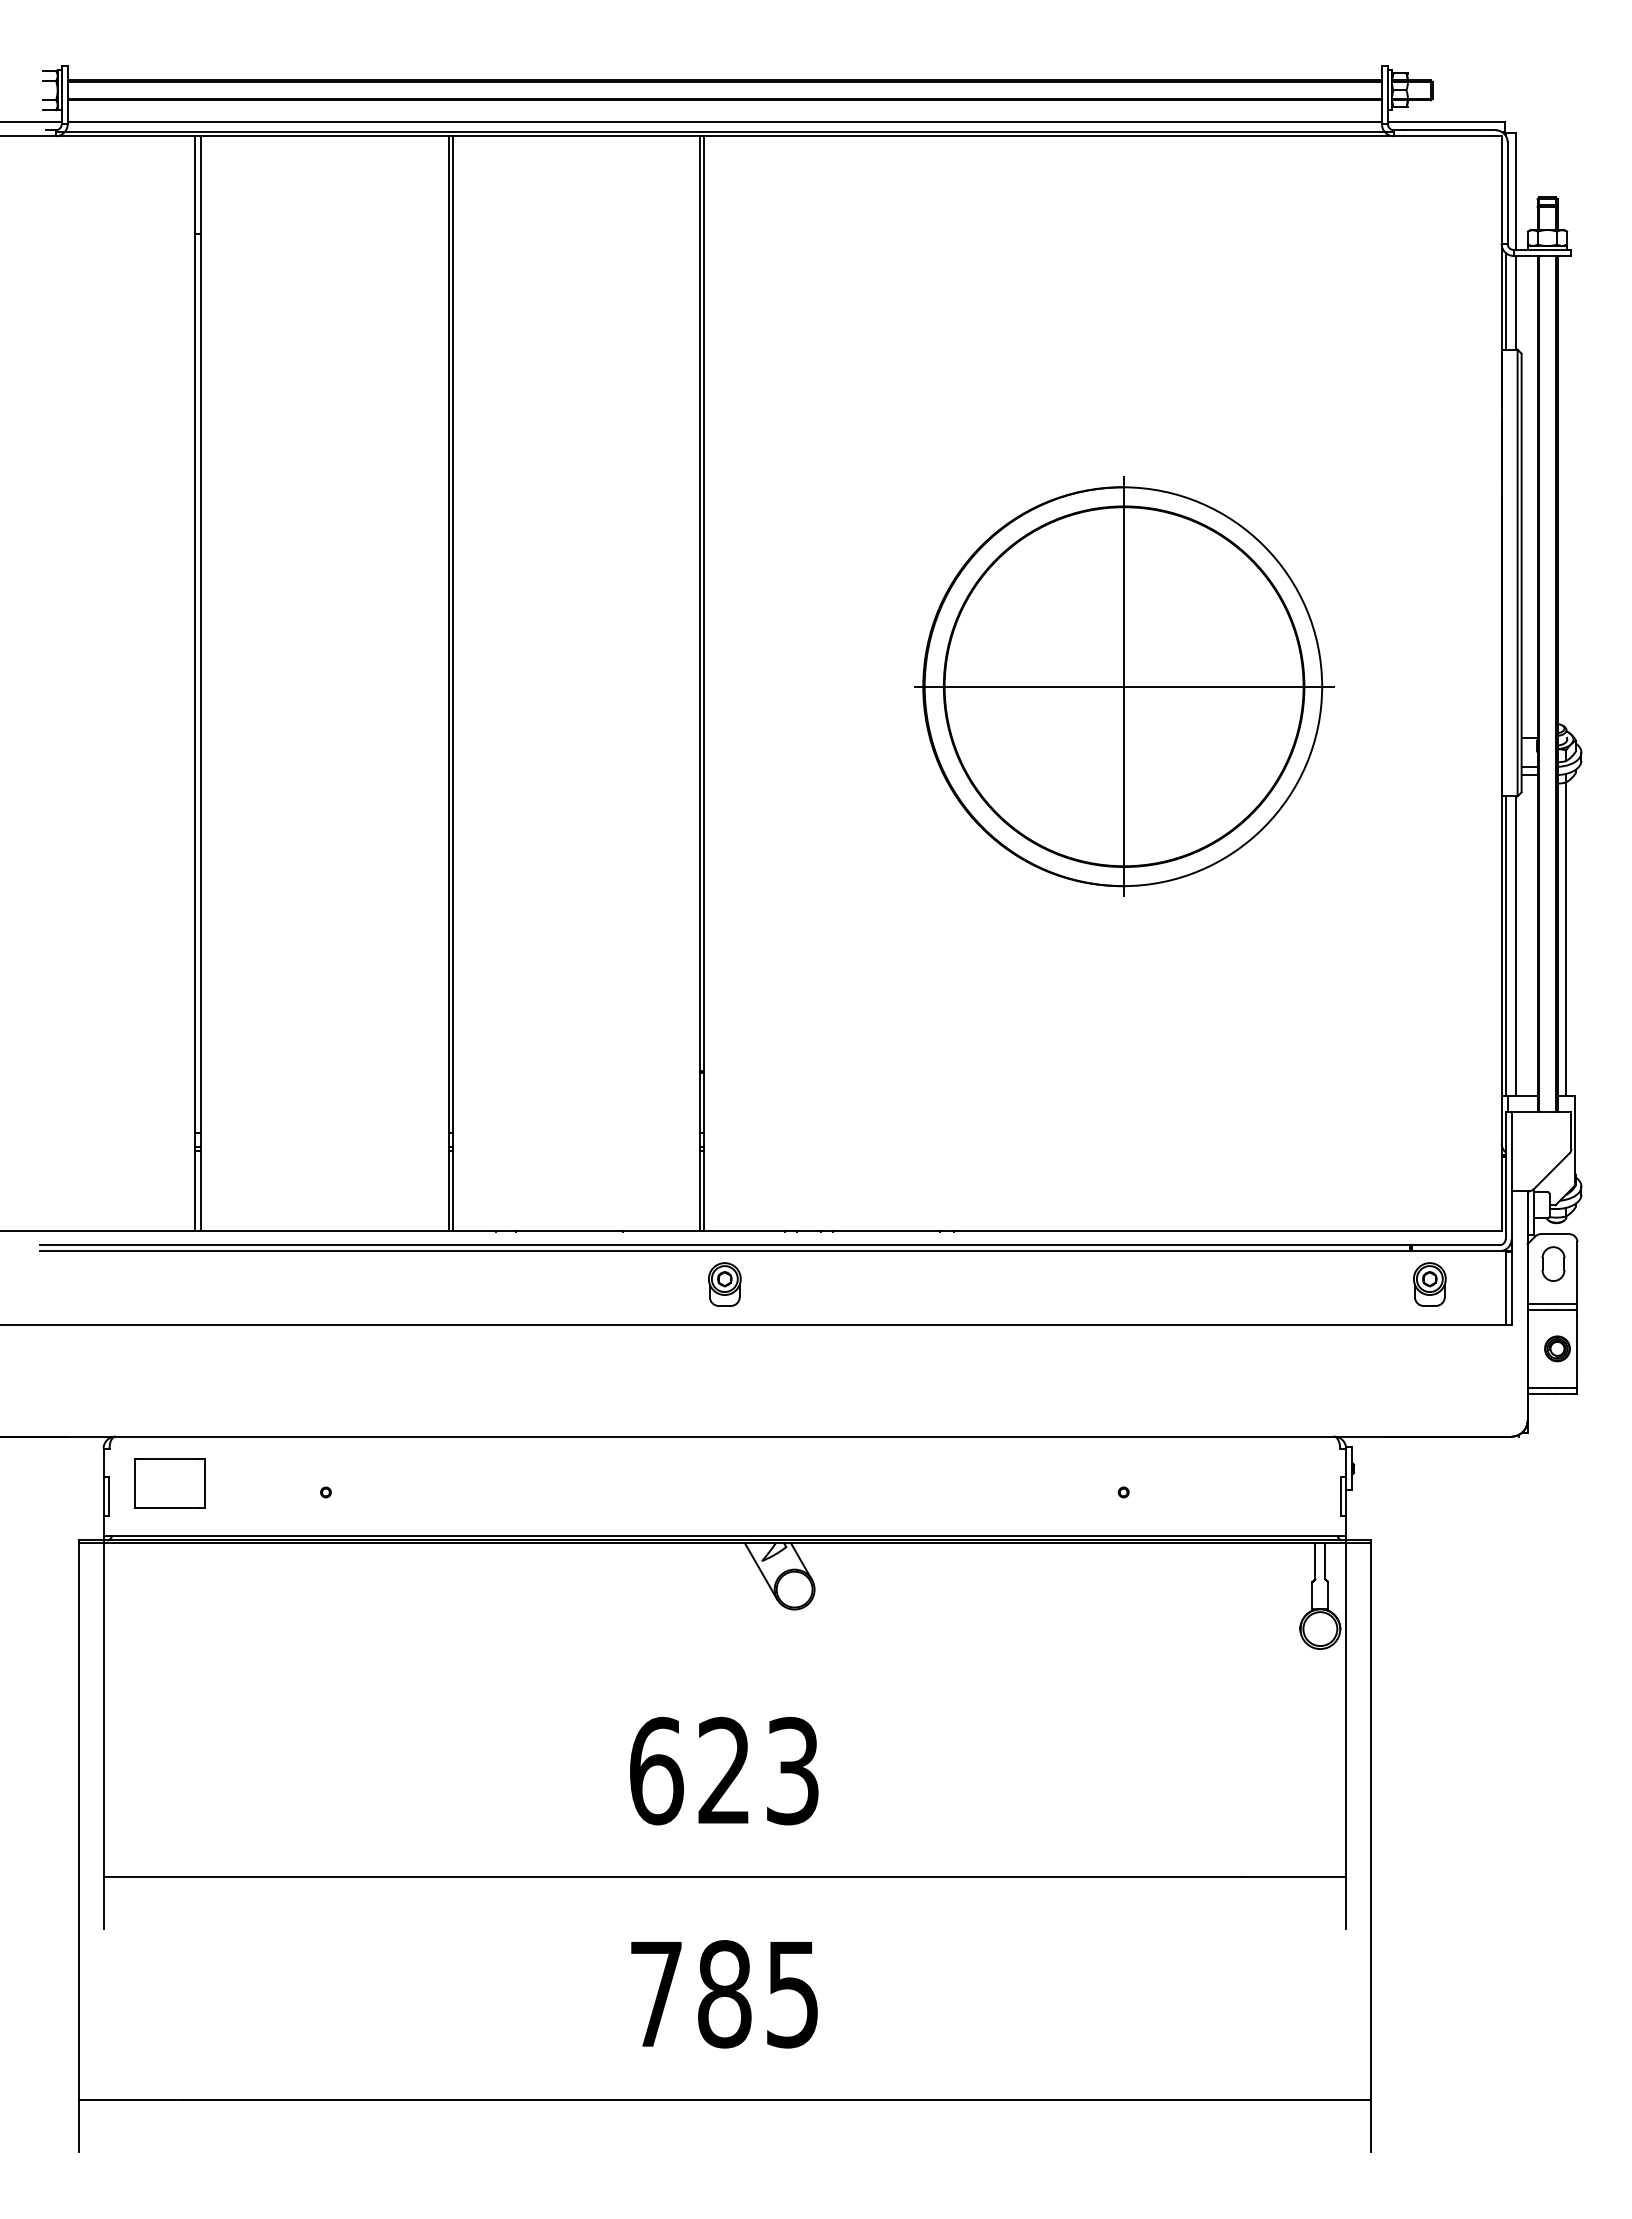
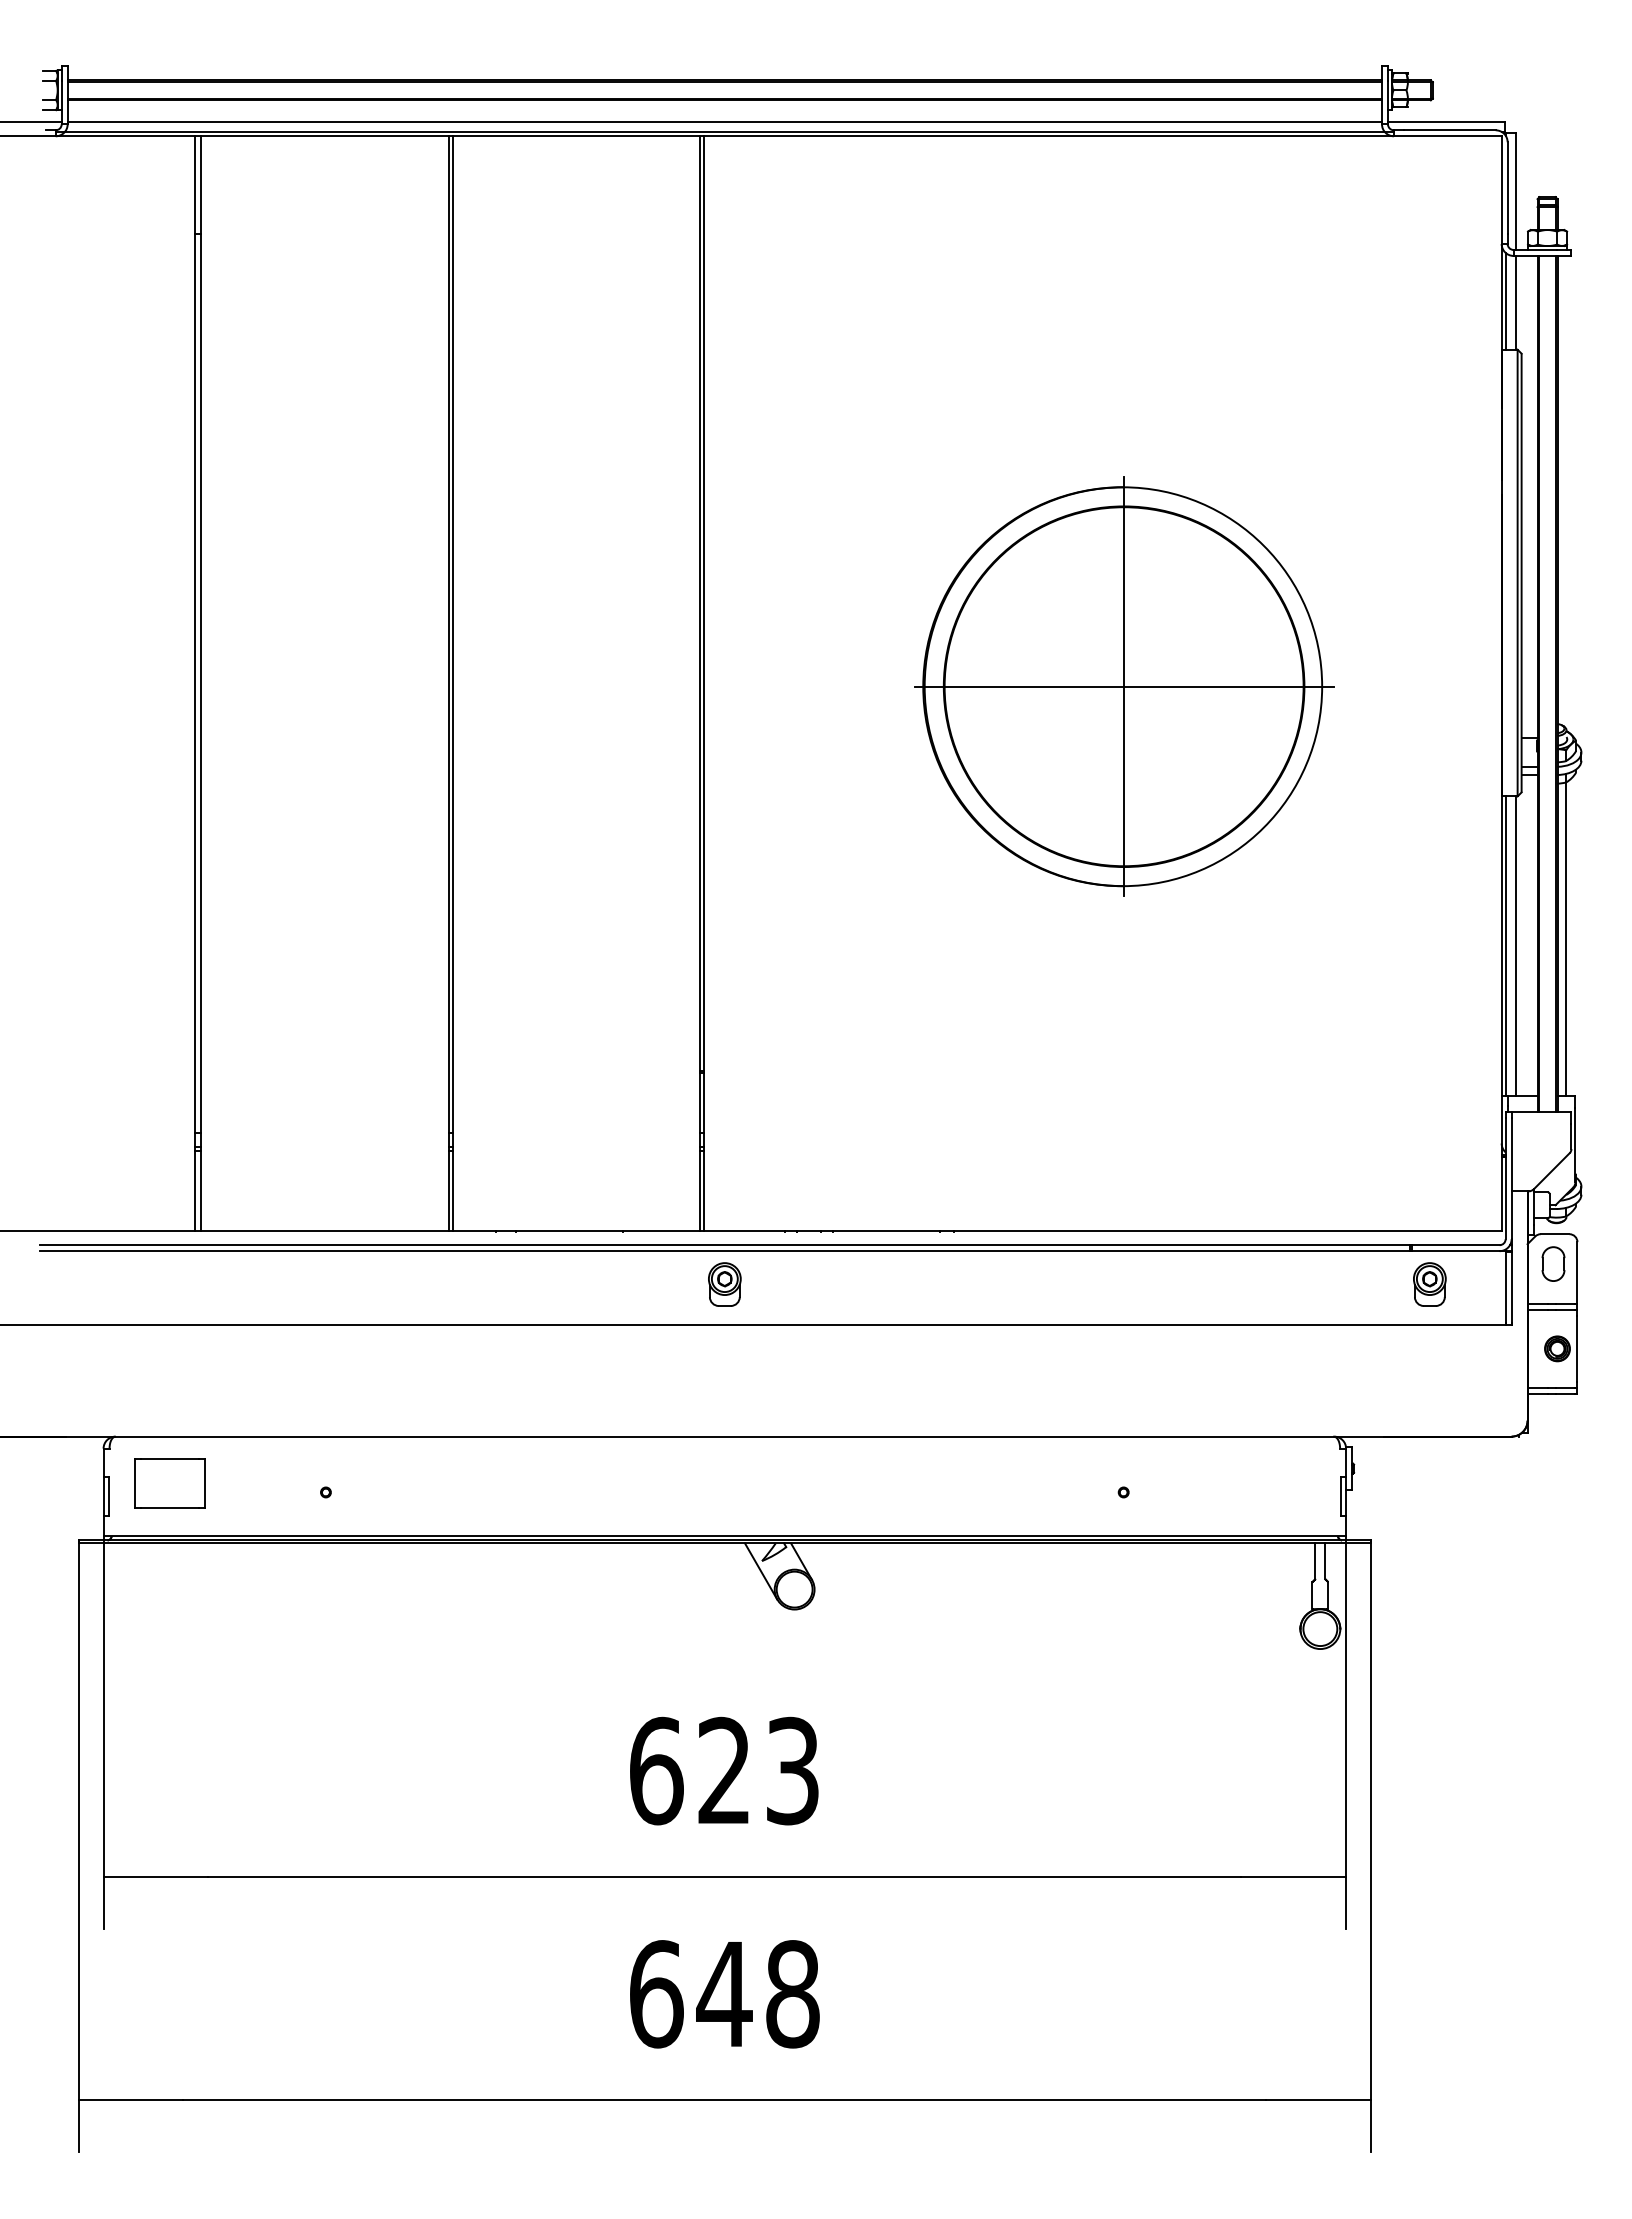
text: 785 -> 648 (724, 1994)
